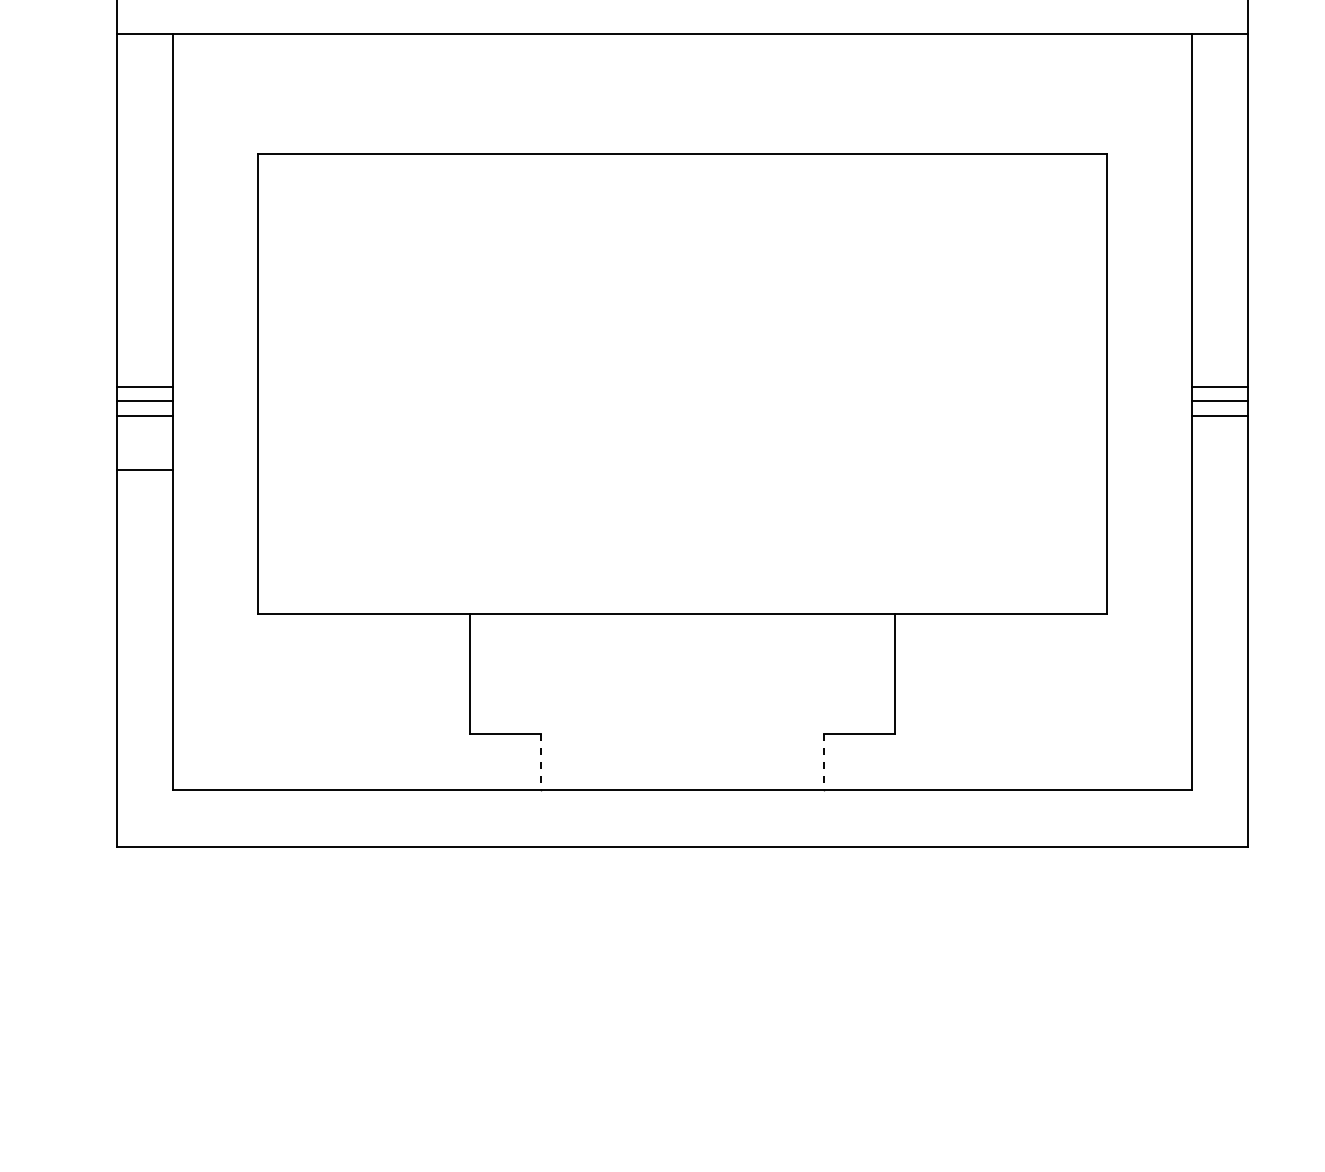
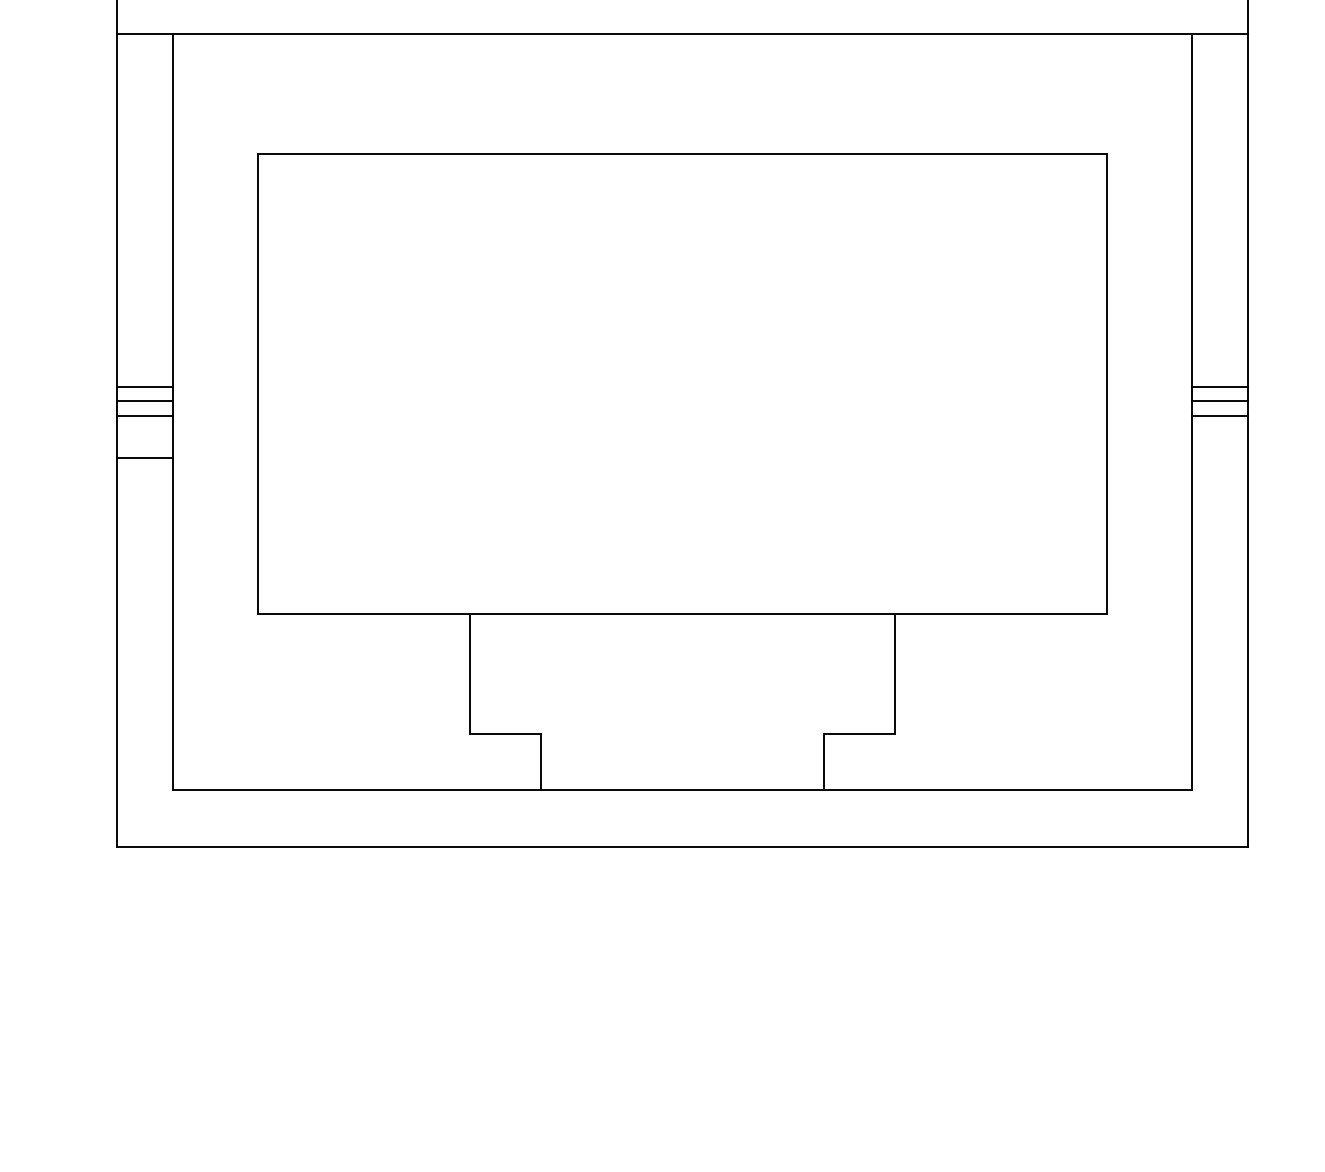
line position: (144, 469) -> (144, 457) (144, 457)
line: dashed -> solid (540, 762)
line: dashed -> solid (823, 762)
